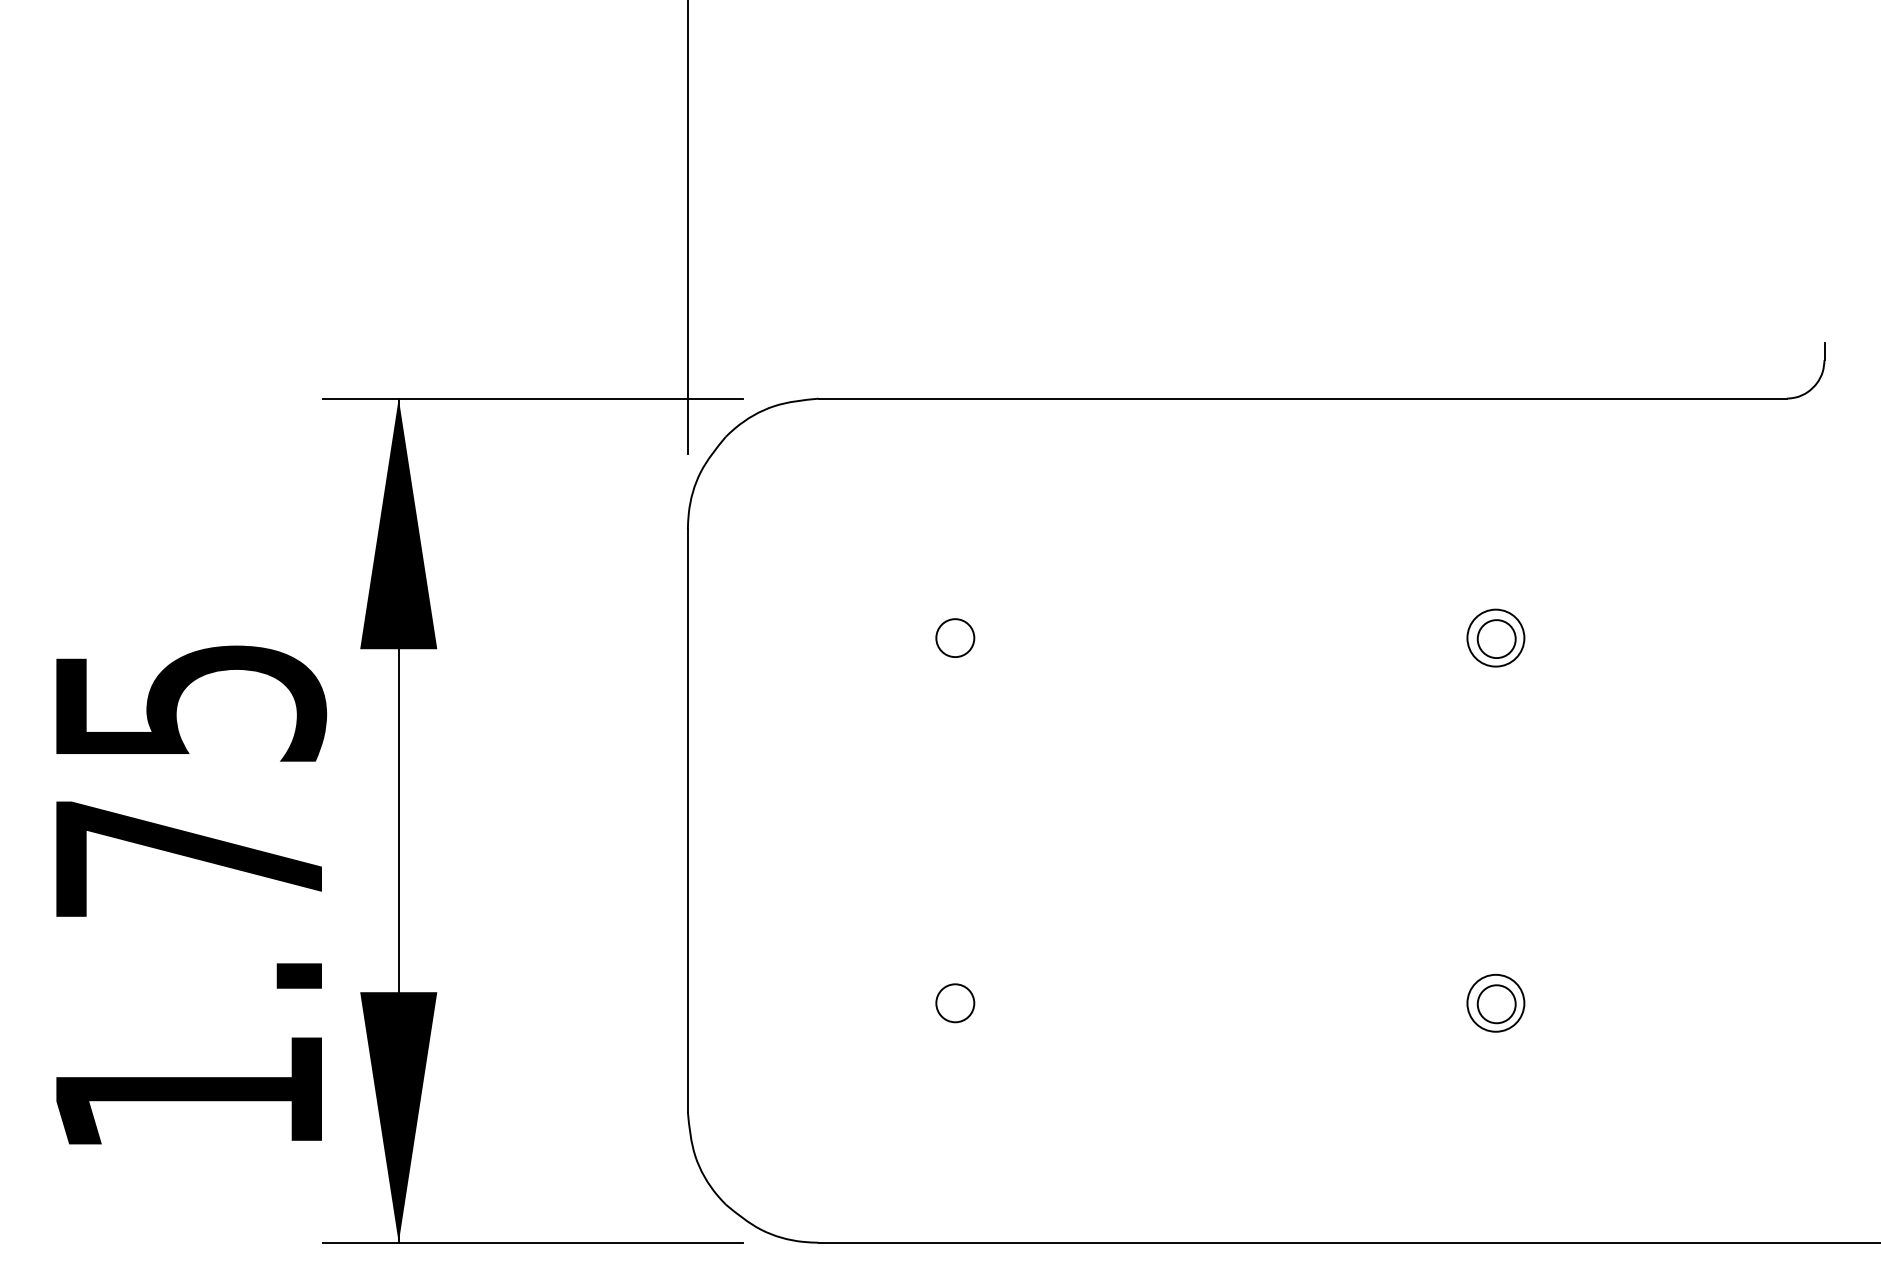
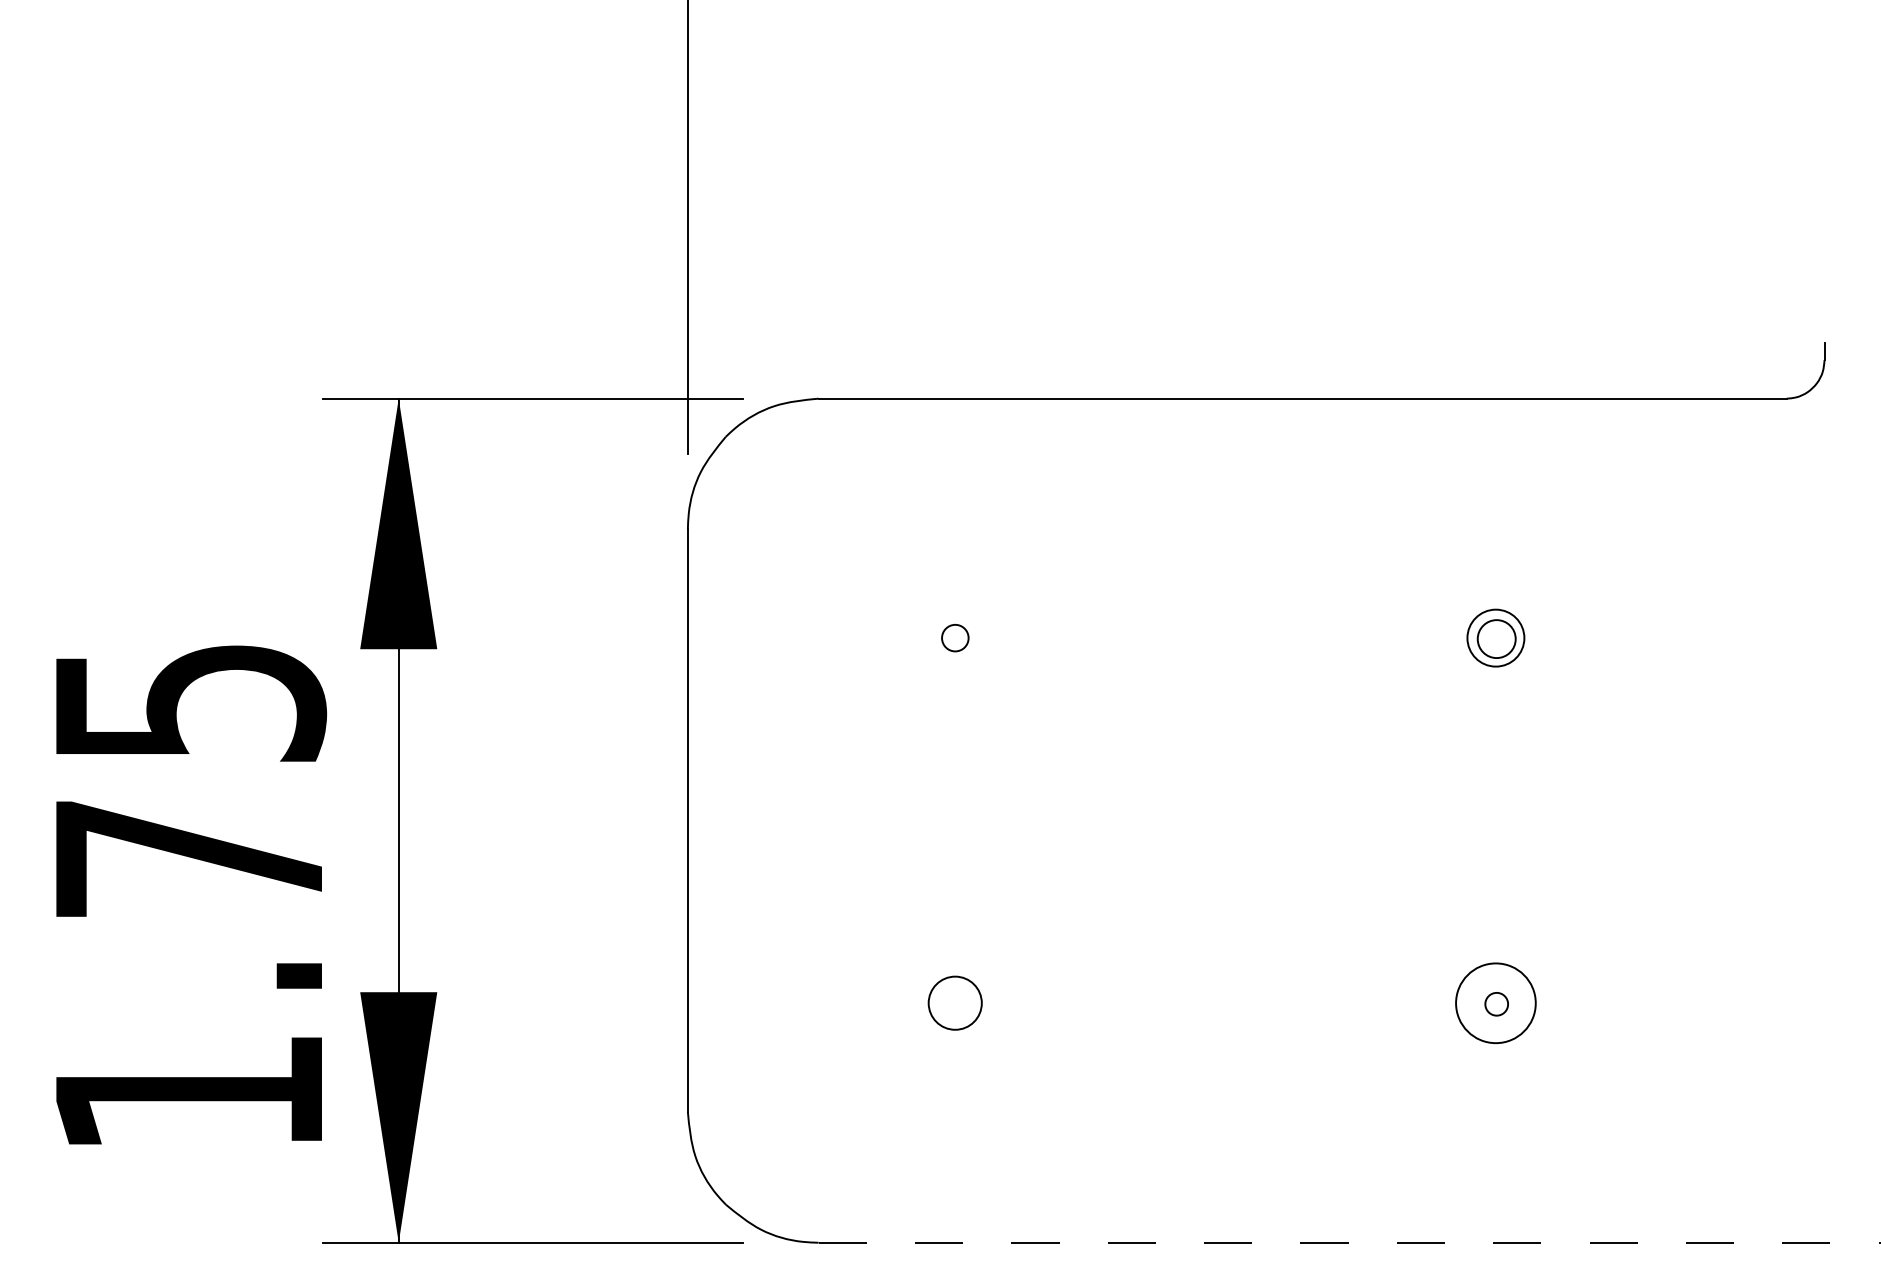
circle diameter: 38 px -> 27 px (955, 637)
circle diameter: 57 px -> 80 px (1495, 1003)
circle size: 41x41 px -> 56x56 px (954, 1002)
circle diameter: 38 px -> 23 px (1496, 1003)
line: solid -> dashed (1349, 1242)
